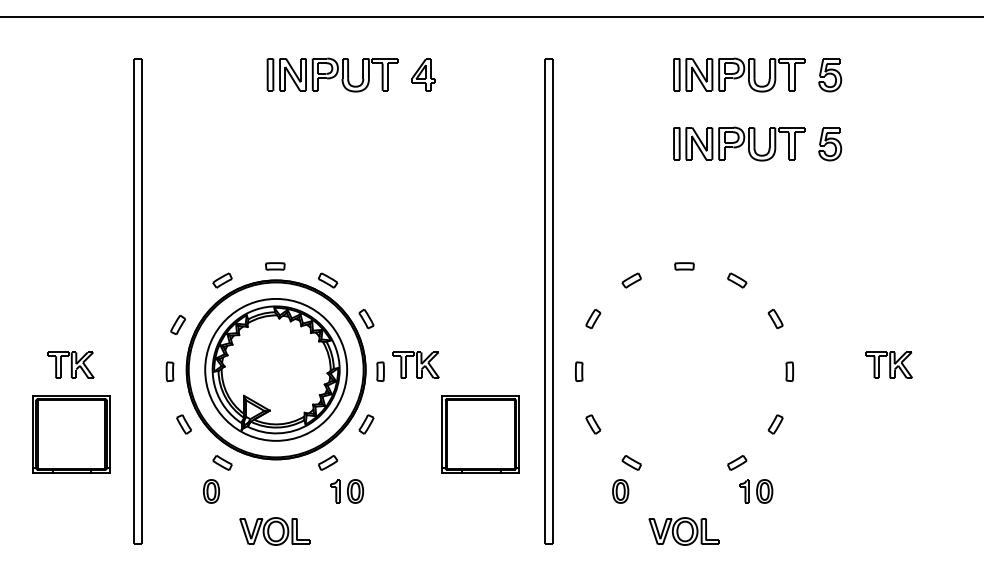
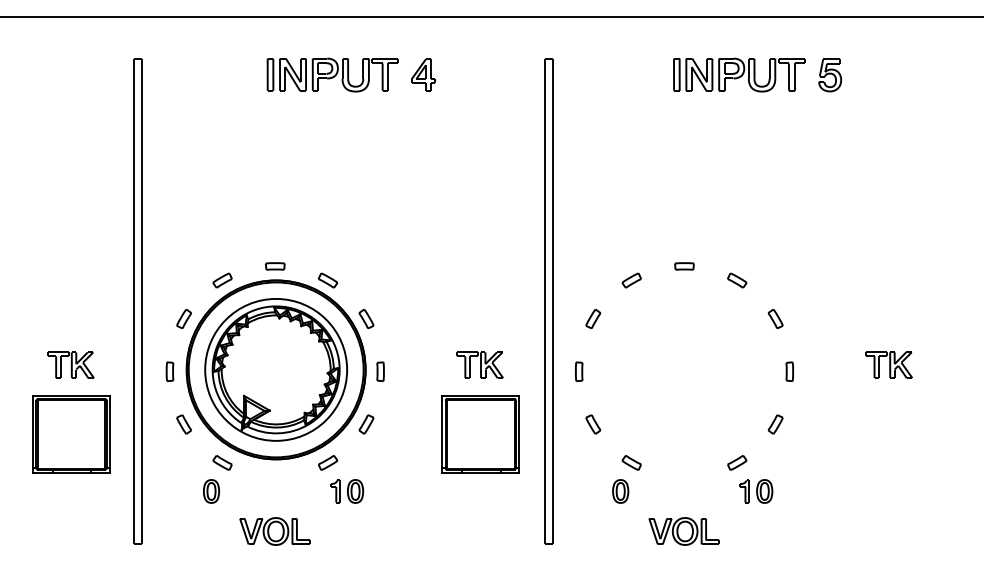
part: present -> none (739, 143)
part: present -> none (830, 144)
part position: (177, 324) -> (183, 318) (183, 318)
part position: (415, 364) -> (479, 364) (479, 364)
